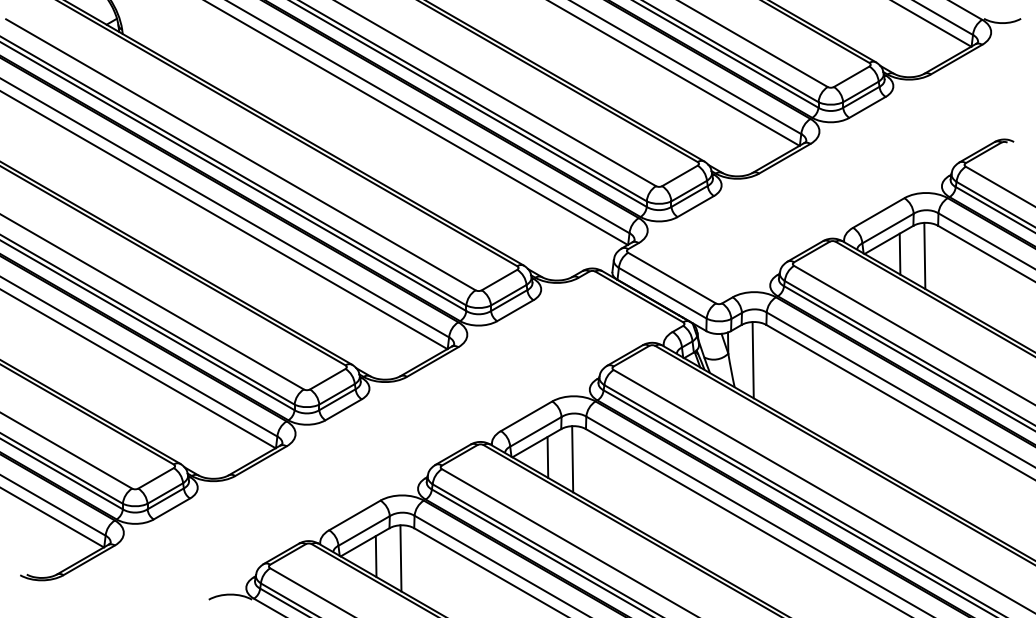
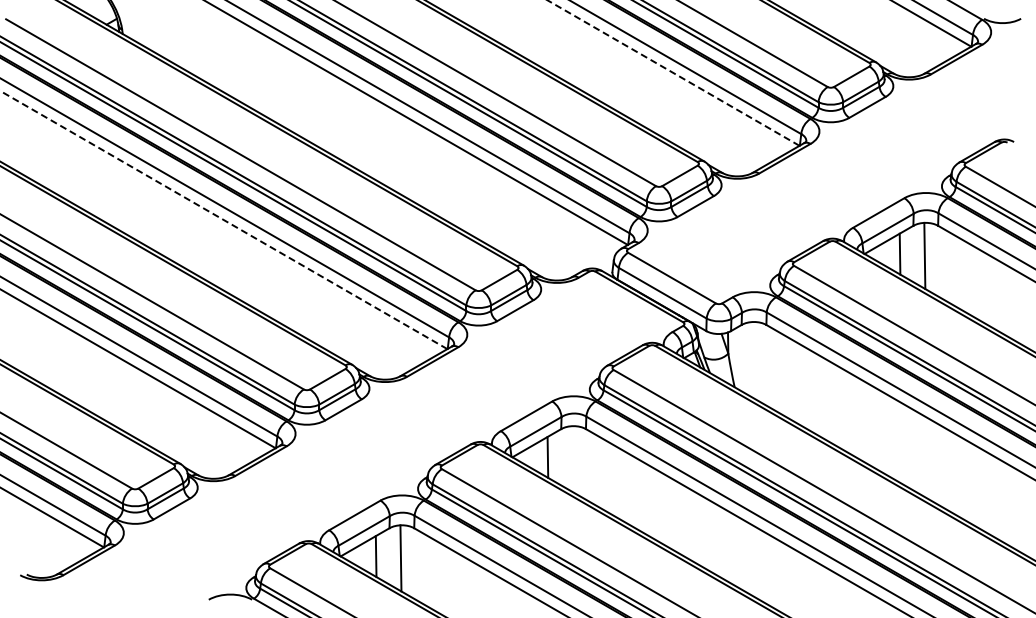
line: solid -> dashed (673, 72)
line: solid -> dashed (223, 219)
line: present -> none (752, 360)
line: present -> none (572, 459)
